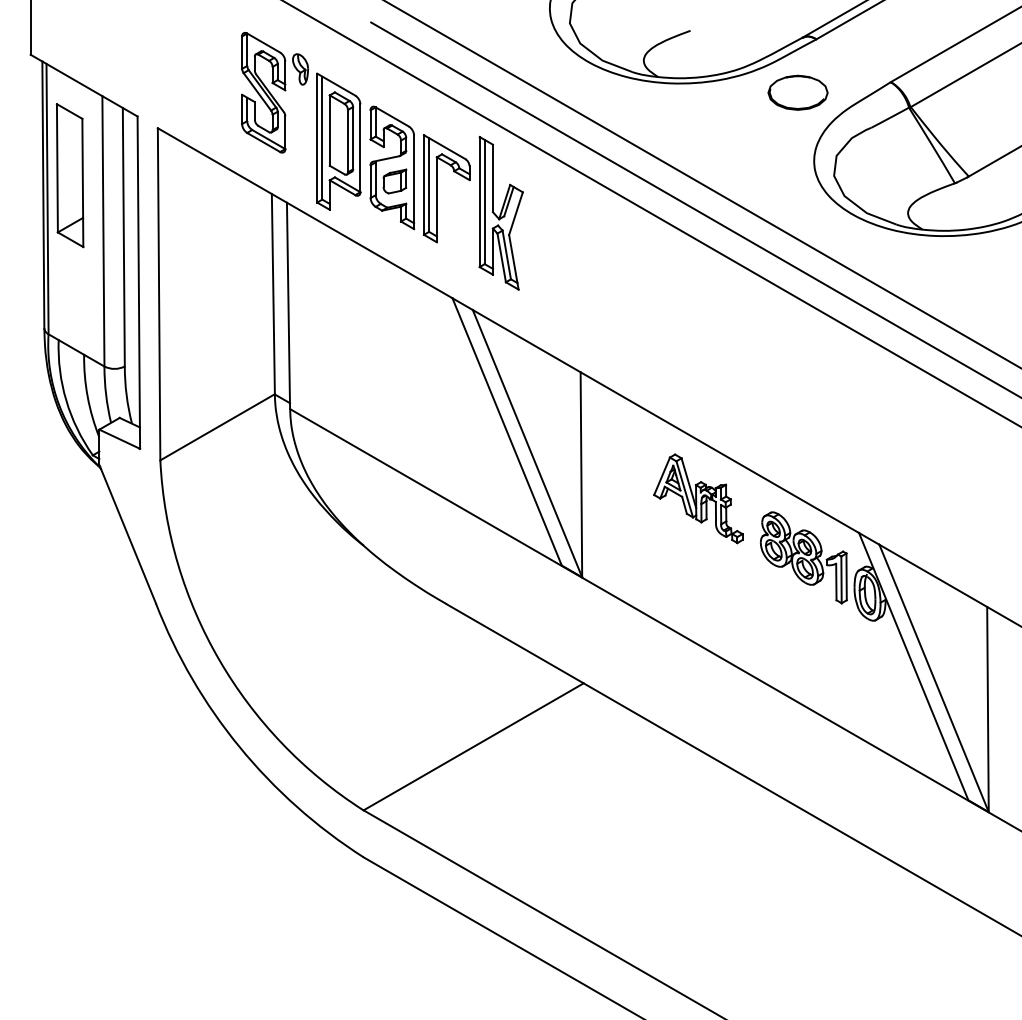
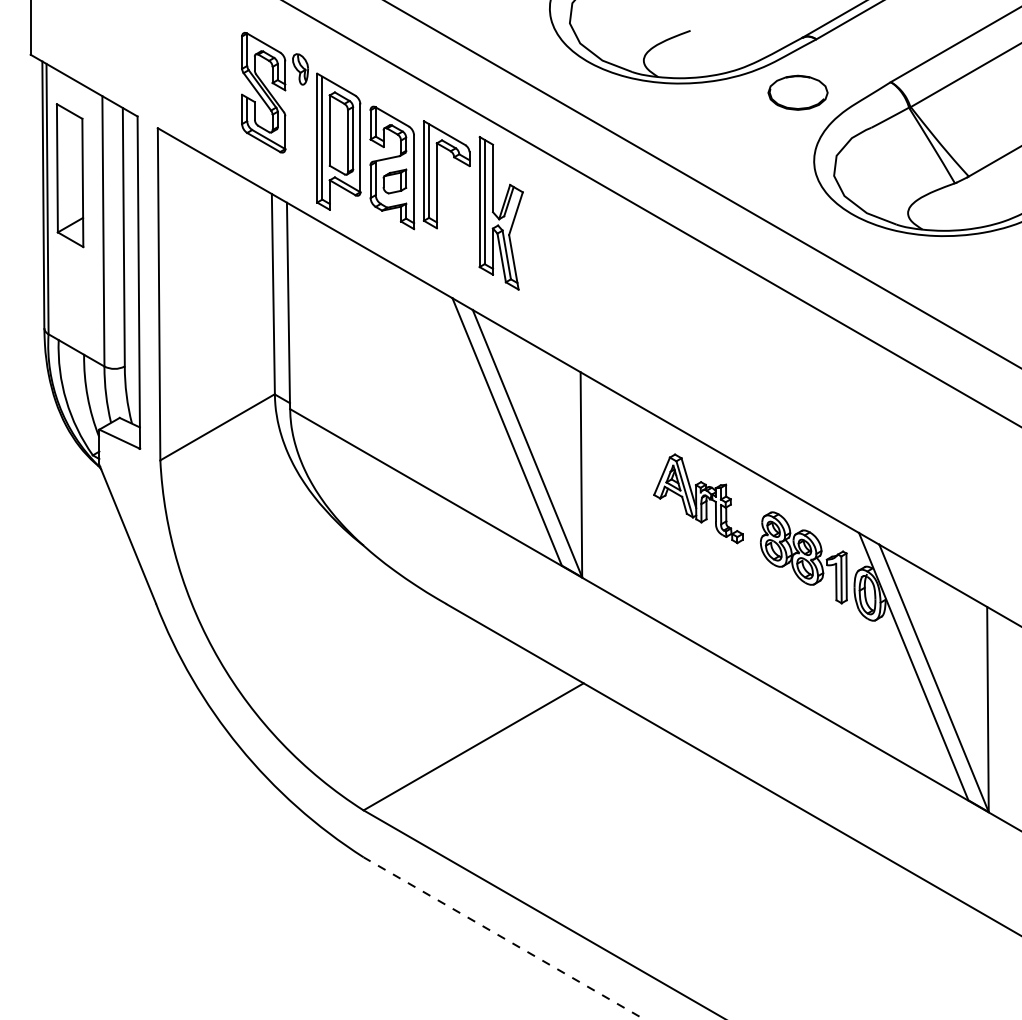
part position: (437, 188) -> (437, 174) (437, 174)
line: present -> none (694, 209)
line: solid -> dashed (503, 938)
